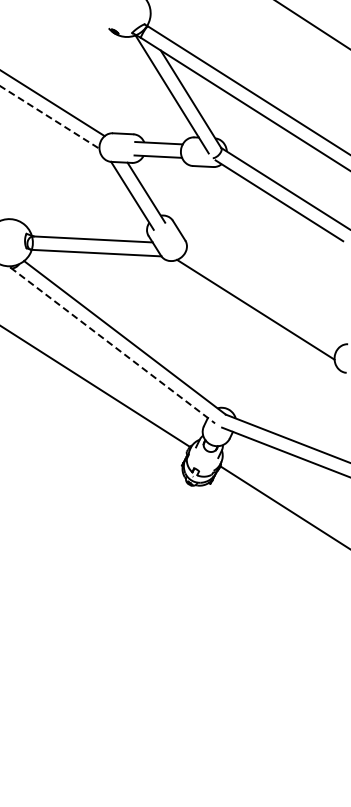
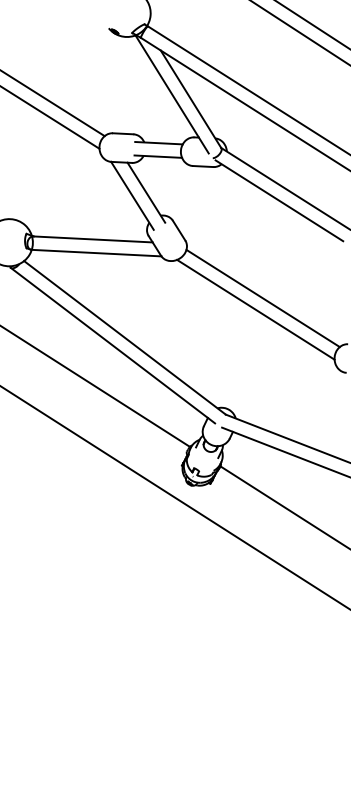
line: none -> present (300, 32)
line: dashed -> solid (50, 117)
line: none -> present (262, 298)
line: dashed -> solid (113, 345)
line: none -> present (174, 497)
